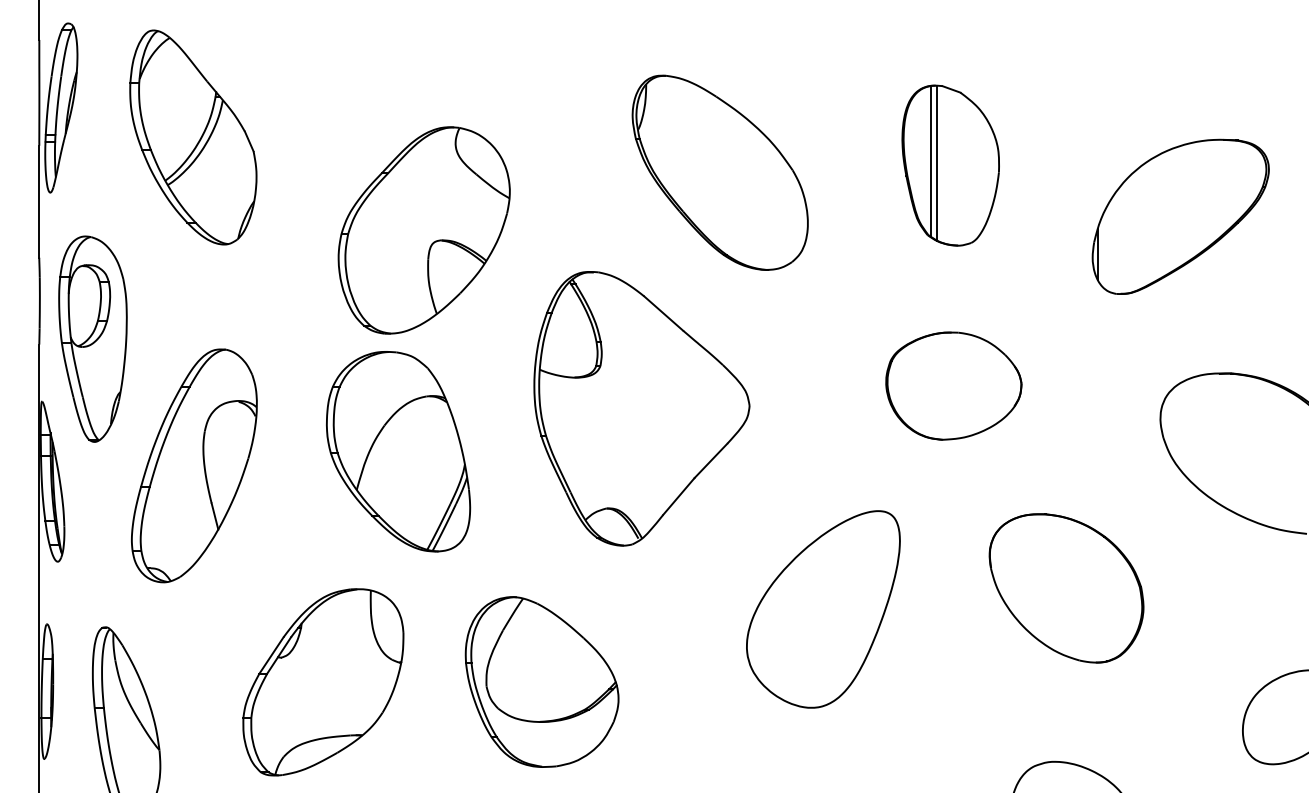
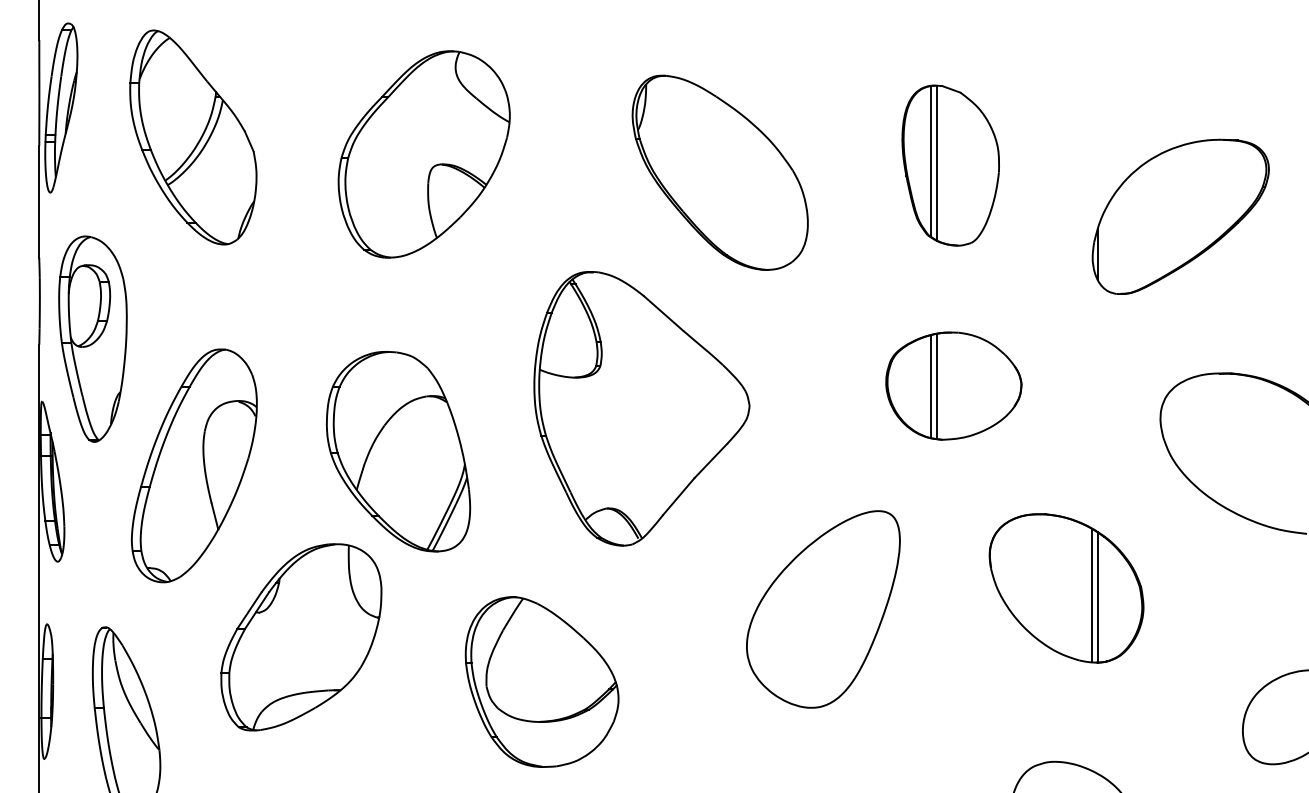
part position: (423, 230) -> (423, 154) (423, 154)
line: none -> present (931, 386)
line: none -> present (937, 386)
line: none -> present (1091, 595)
line: none -> present (1097, 597)
part position: (323, 682) -> (301, 637) (301, 637)
